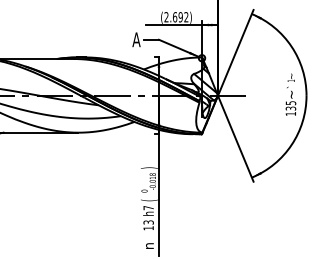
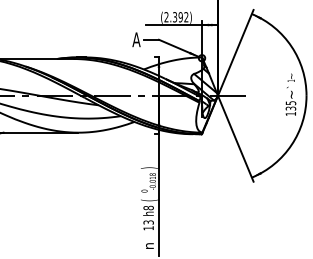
text: (2.692) -> (2.392) (174, 17)
text: h7 -> h8 (148, 207)
